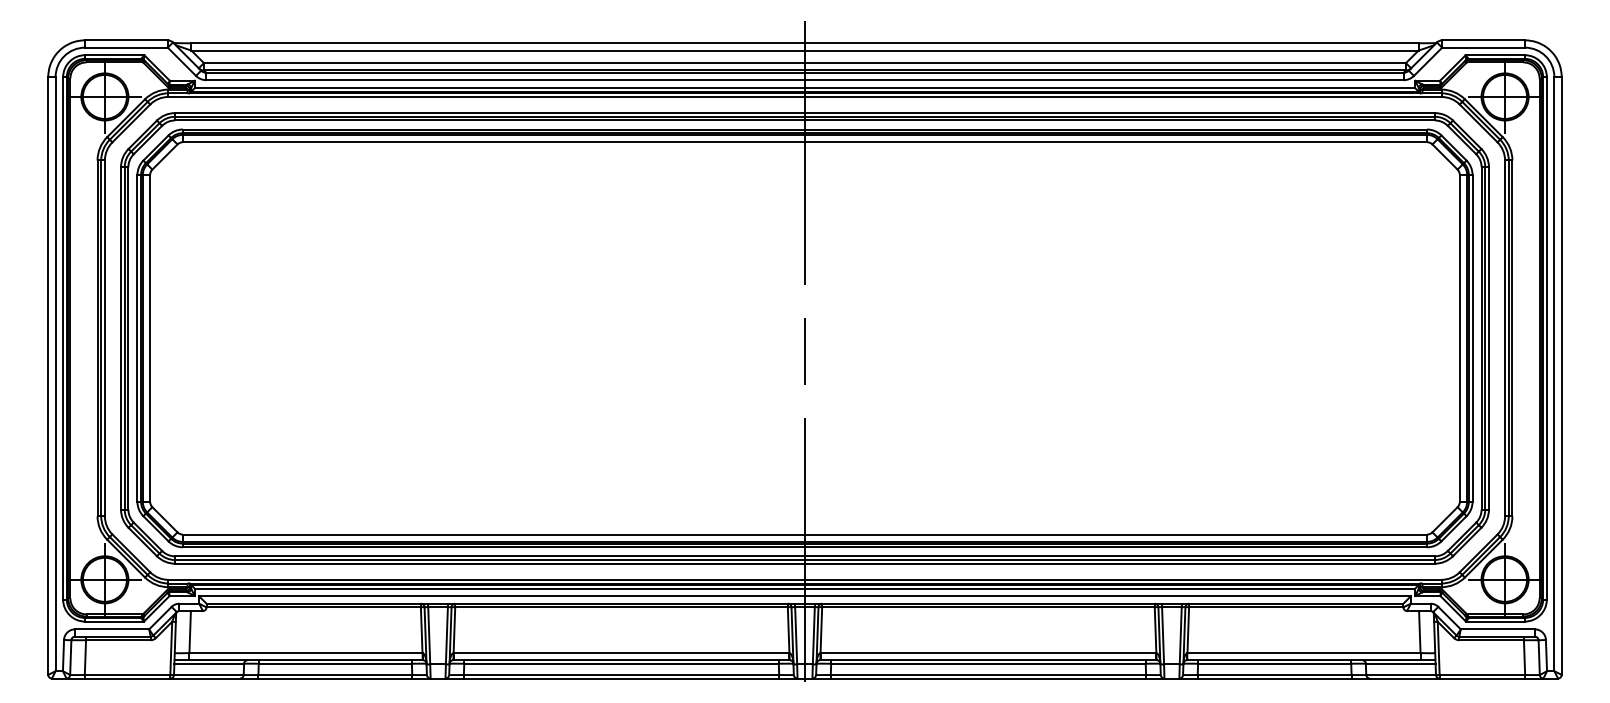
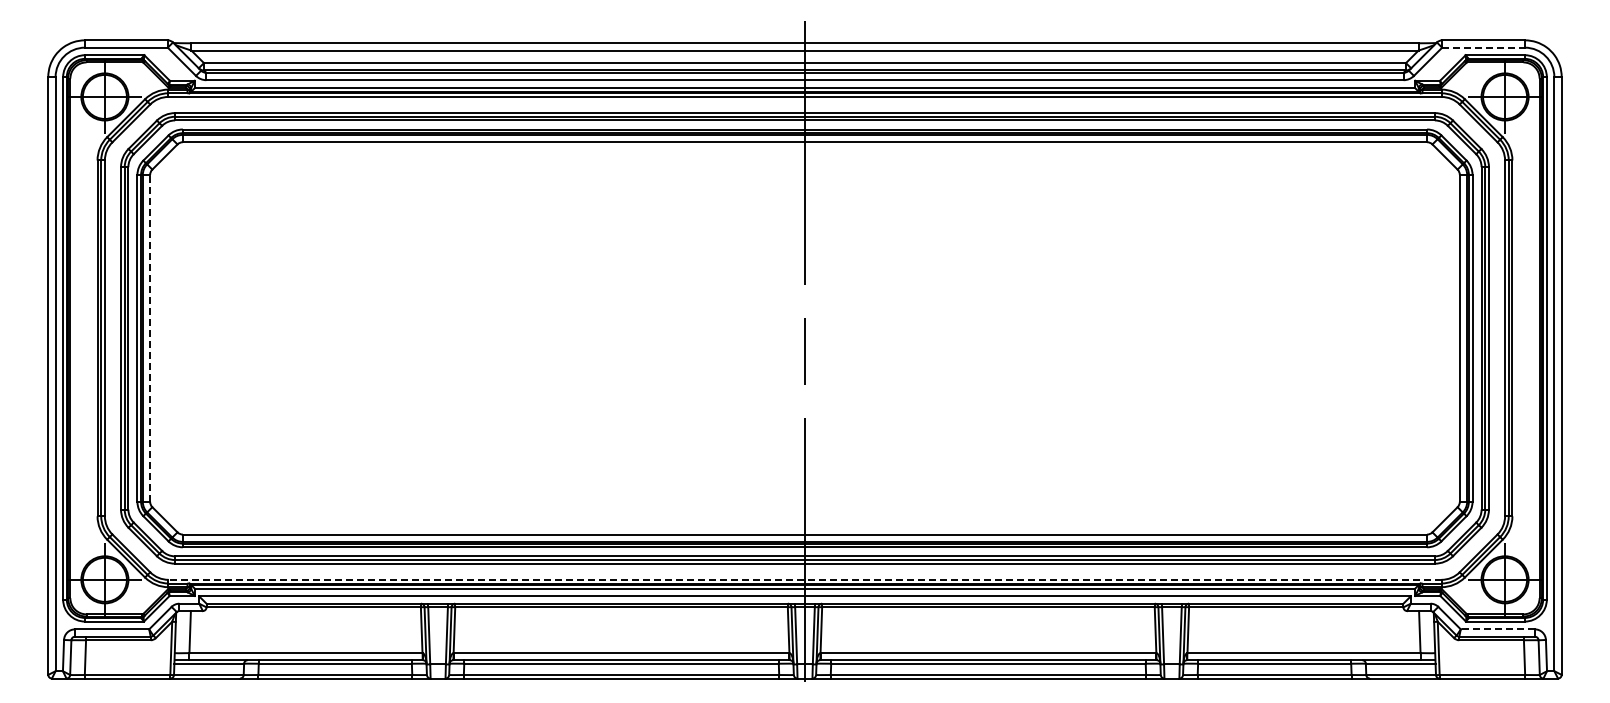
line: solid -> dashed (1484, 47)
line: solid -> dashed (150, 337)
line: solid -> dashed (805, 579)
line: solid -> dashed (1497, 629)
